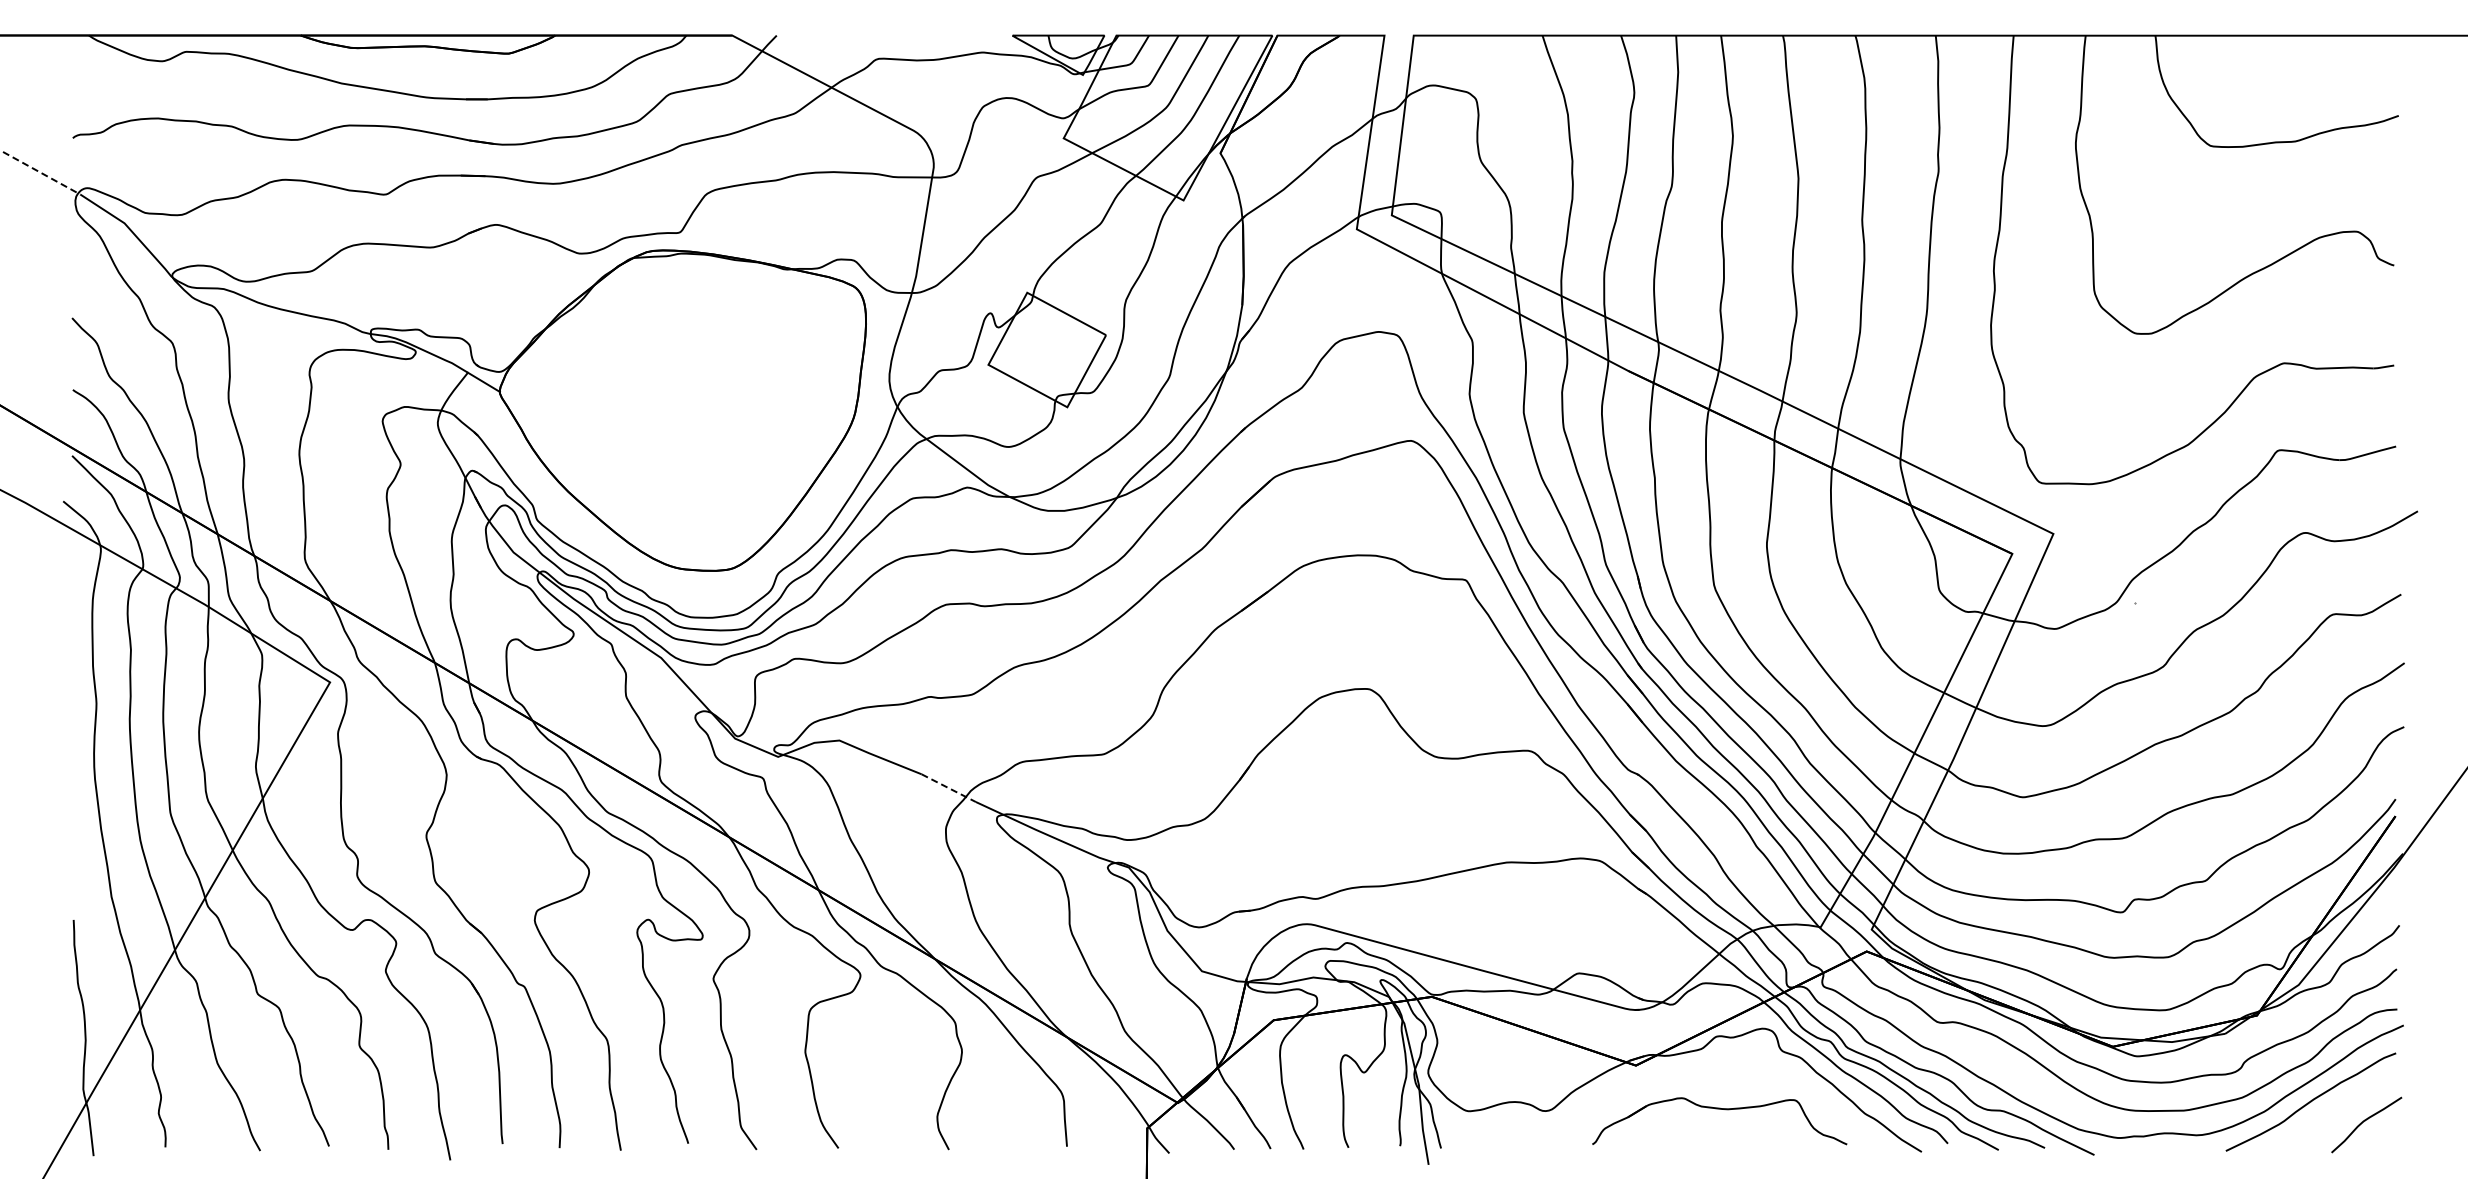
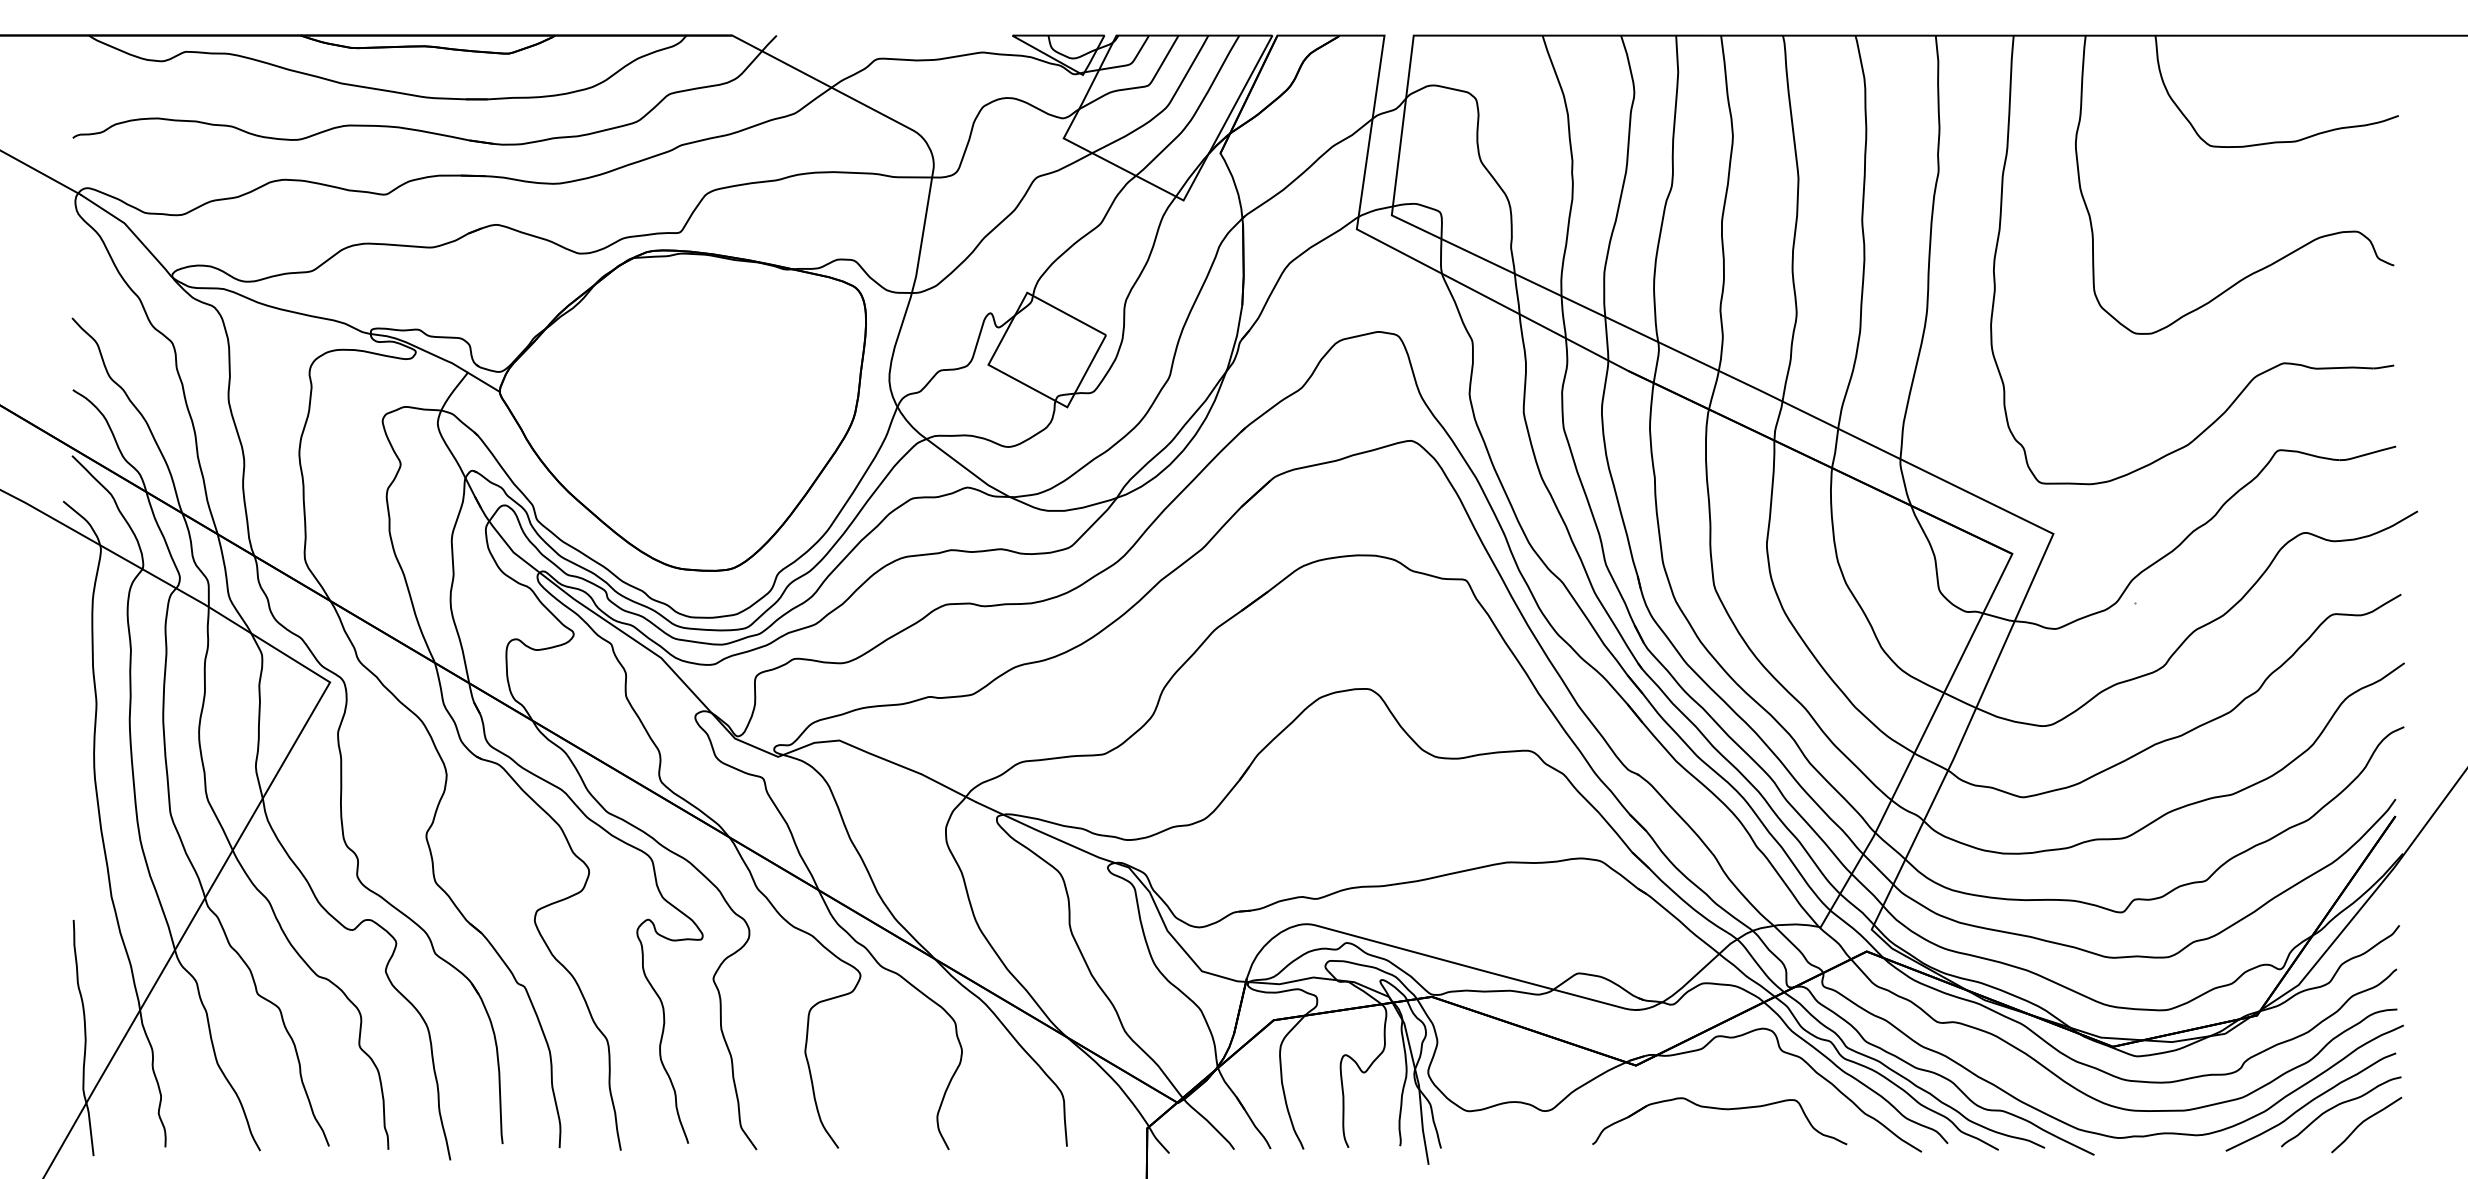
line: dashed -> solid (40, 172)
line: dashed -> solid (949, 788)
curve: none -> present (2339, 1105)
